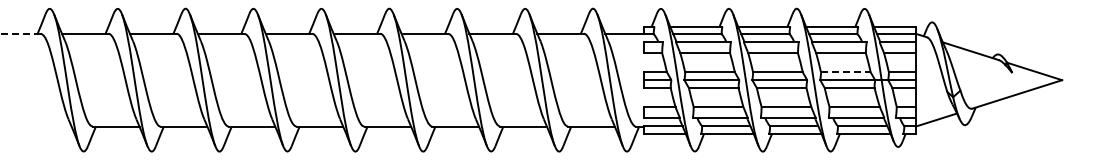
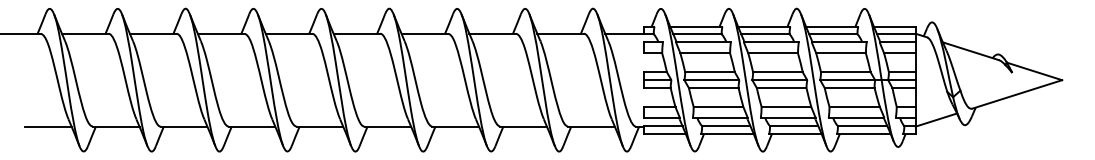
line: dashed -> solid (19, 33)
line: dashed -> solid (845, 72)
line: none -> present (47, 126)
